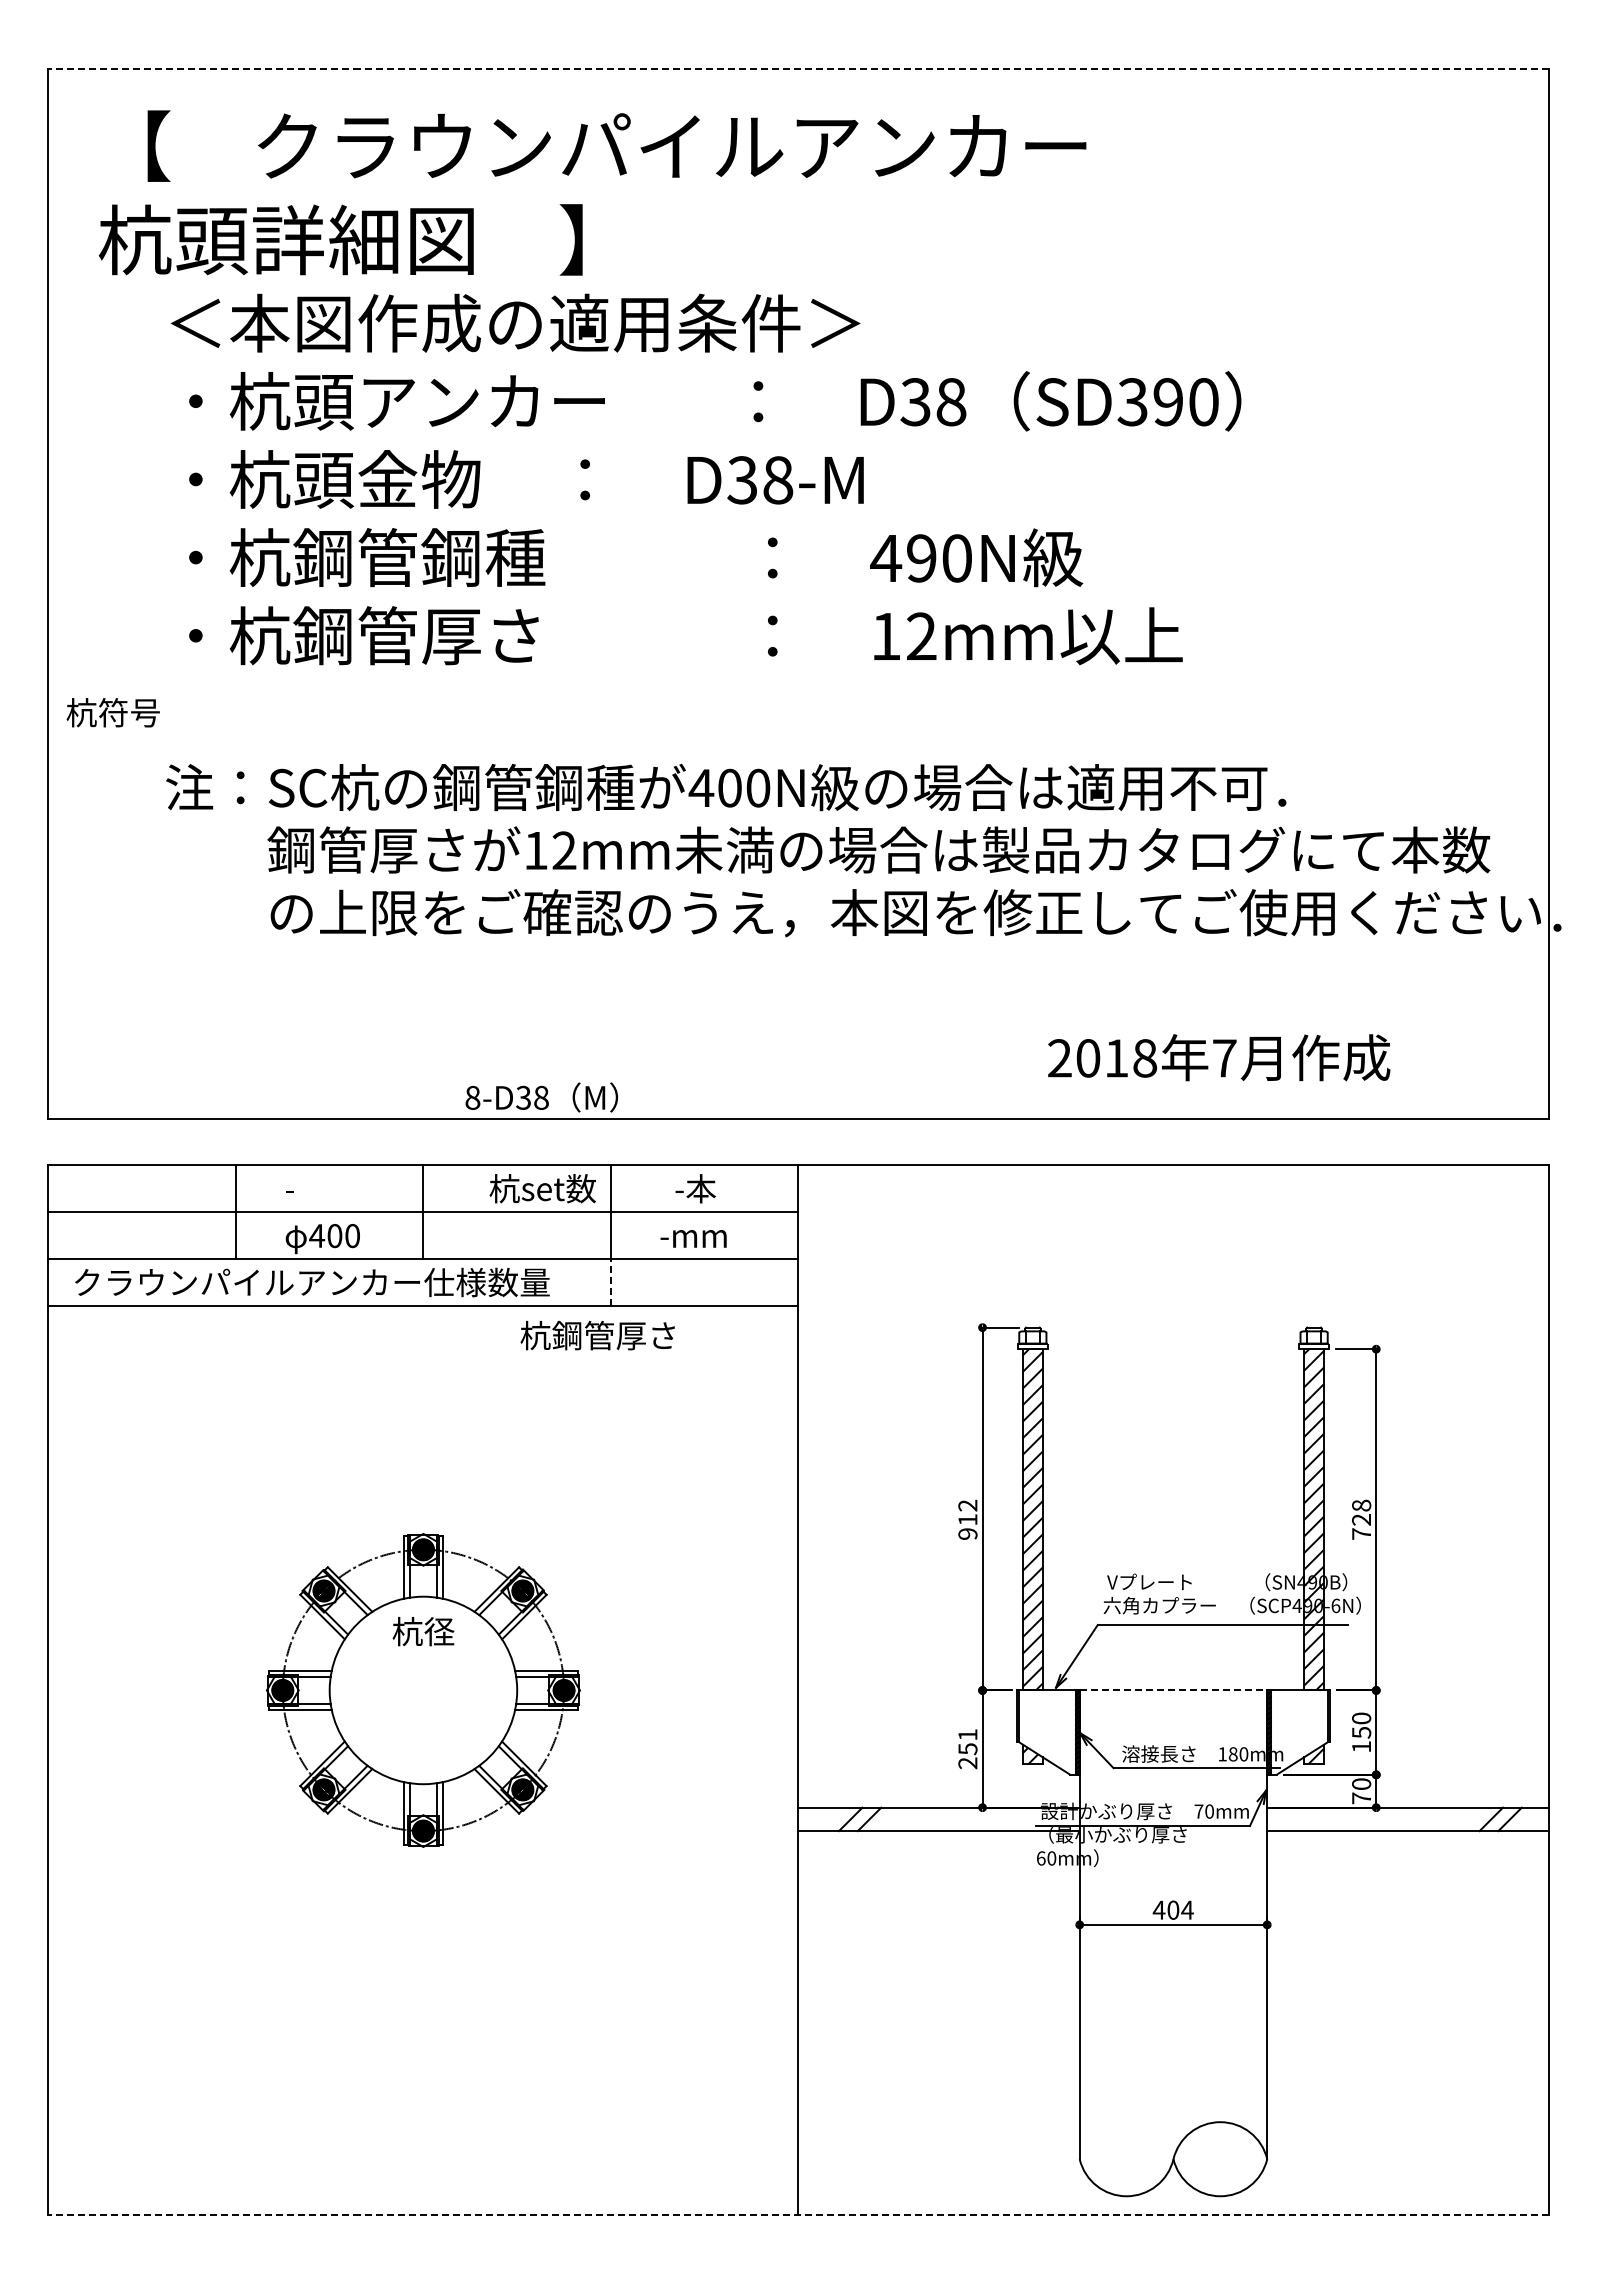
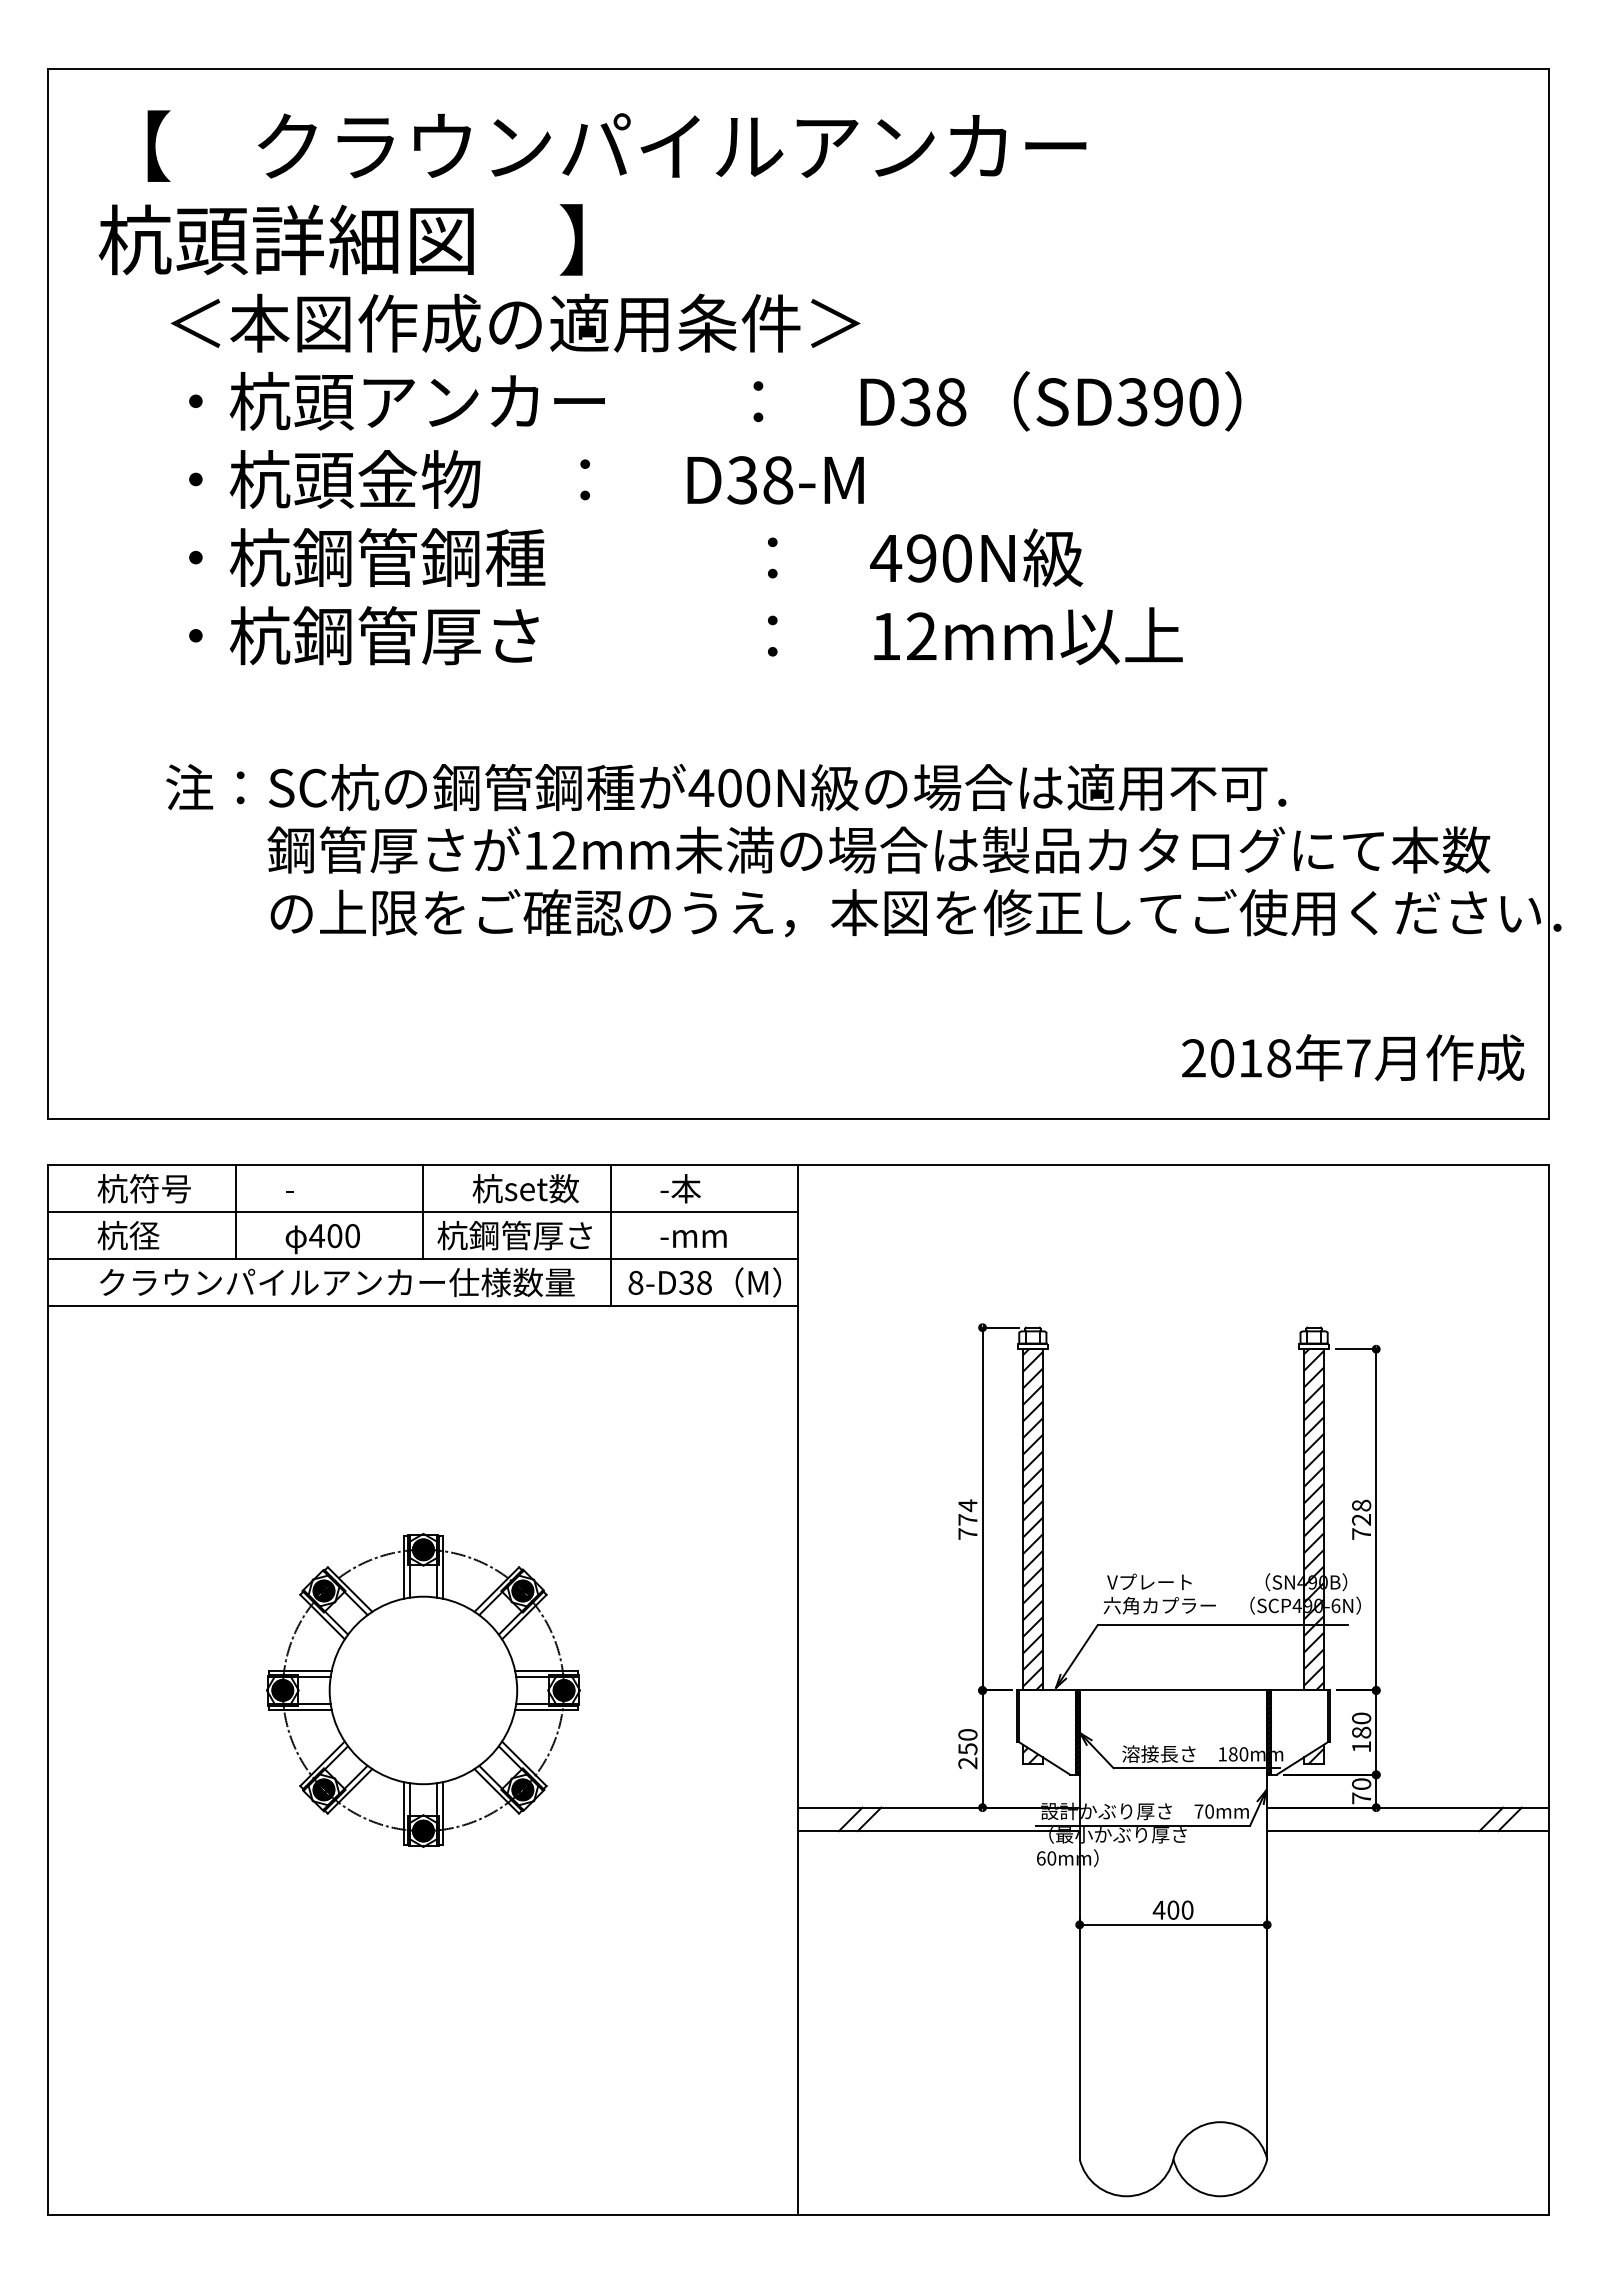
line: dashed -> solid (797, 68)
text position: (112, 712) -> (143, 1188) (143, 1188)
text position: (1219, 1057) -> (1353, 1057) (1353, 1057)
text position: (541, 1097) -> (704, 1282) (704, 1282)
text position: (542, 1188) -> (525, 1188) (525, 1188)
text position: (695, 1188) -> (680, 1188) (680, 1188)
text position: (312, 1282) -> (337, 1282) (337, 1282)
line: dashed -> solid (610, 1282)
text position: (597, 1335) -> (514, 1235) (514, 1235)
text: 912 -> 774 (967, 1519)
text position: (423, 1631) -> (128, 1235) (128, 1235)
line: dashed -> solid (1173, 1690)
text: 150 -> 180 (1361, 1732)
text: 251 -> 250 (967, 1734)
text: 404 -> 400 (1187, 1909)
line: dashed -> solid (797, 2215)
